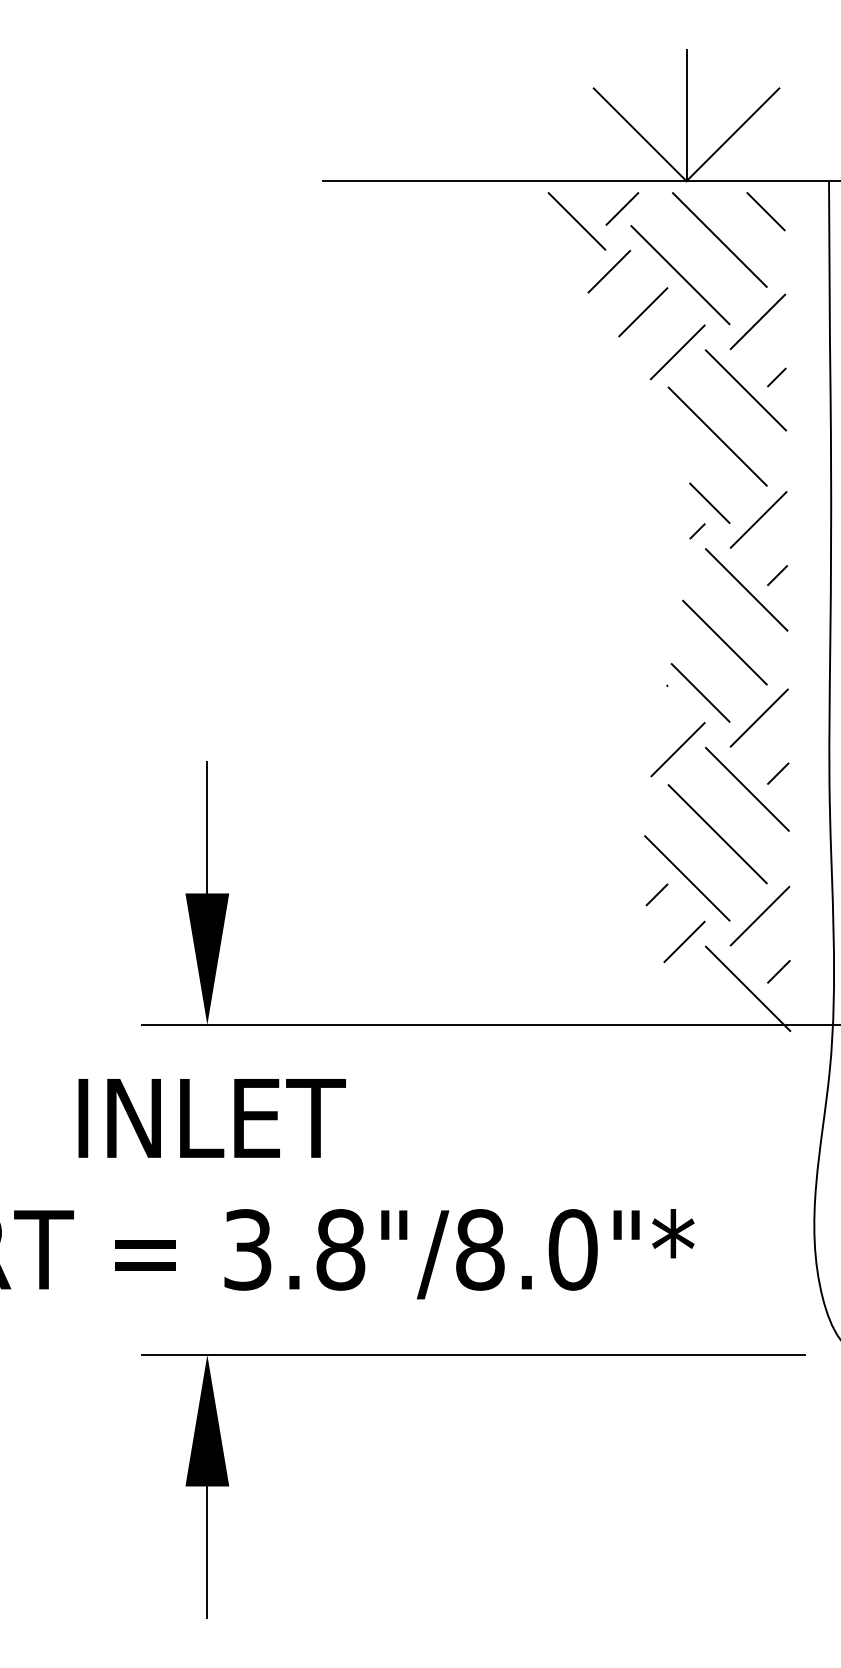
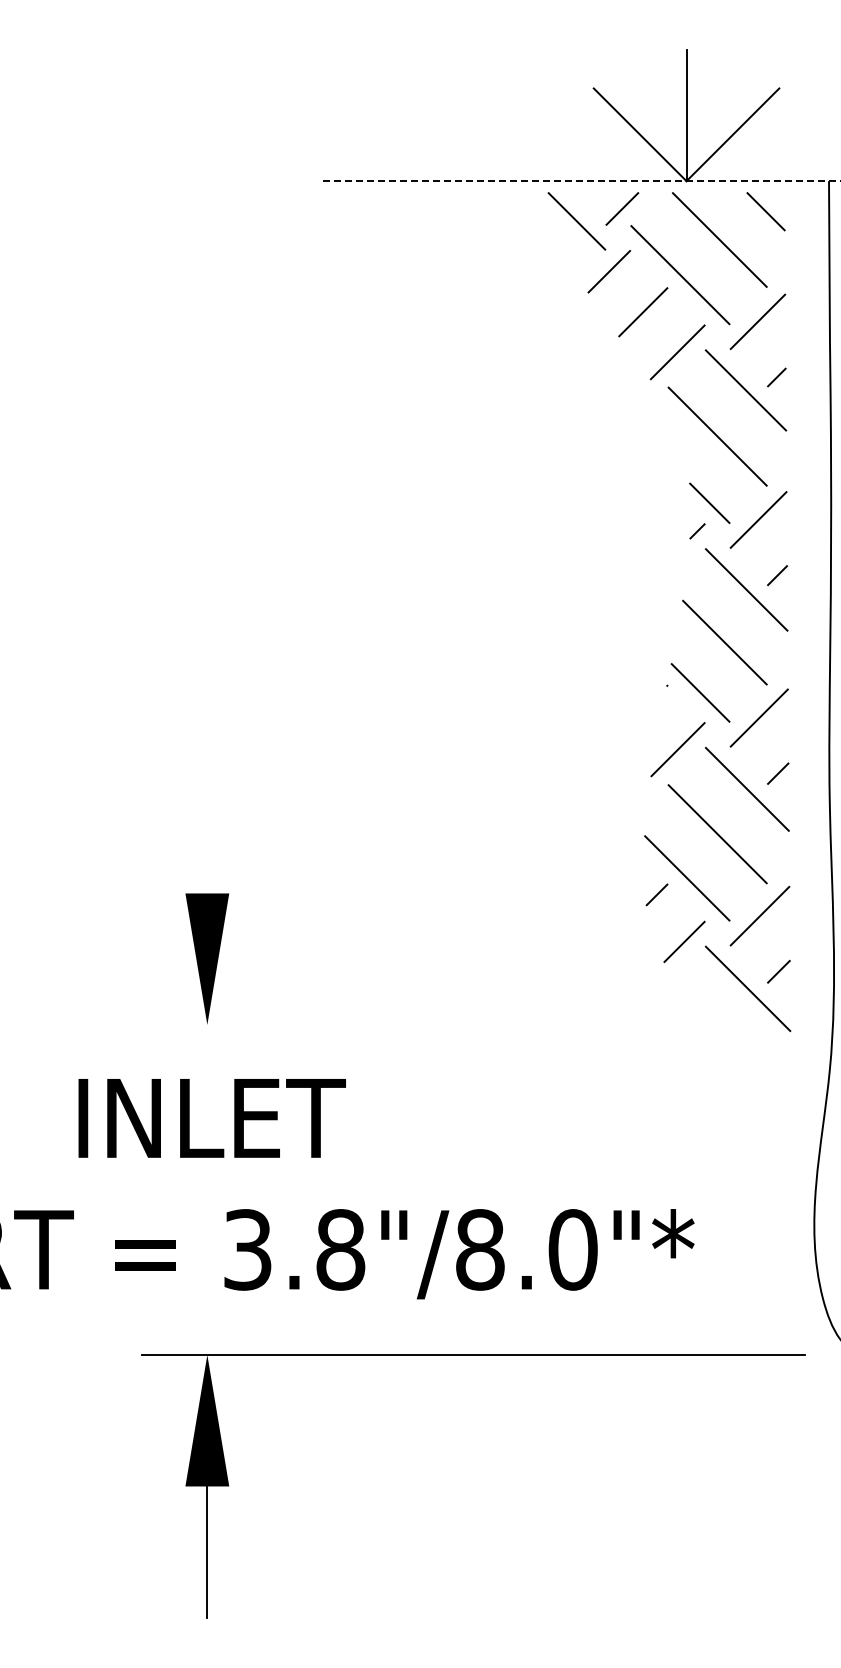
line: solid -> dashed (582, 181)
line: present -> none (207, 827)
line: present -> none (489, 1024)
